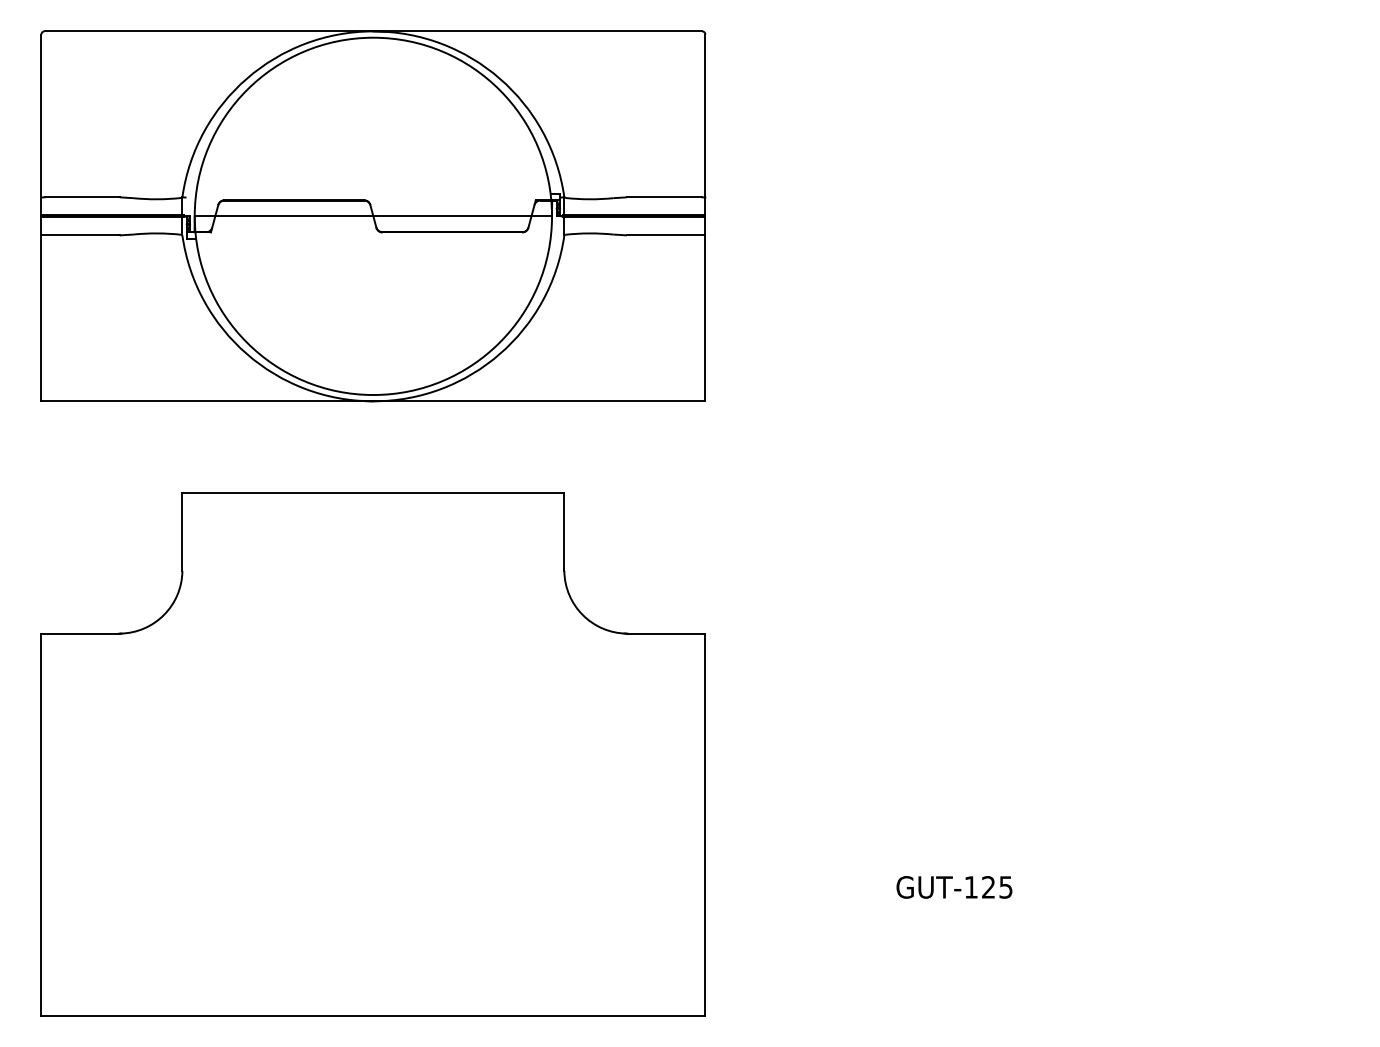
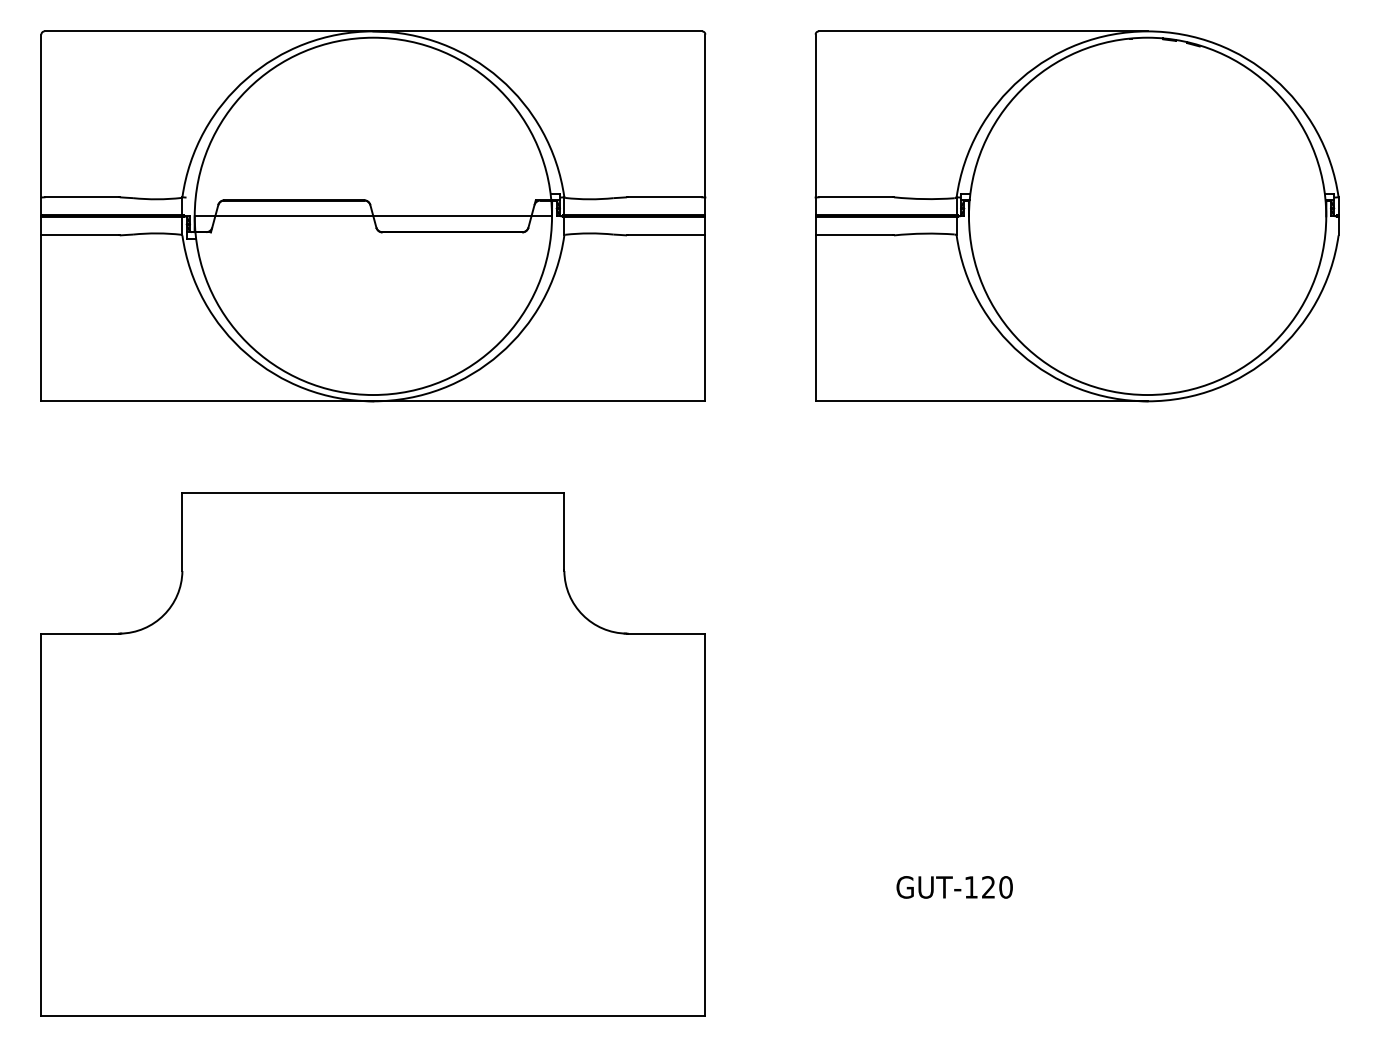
part: none -> present (1076, 216)
text: GUT-125 -> GUT-120 (1005, 887)
